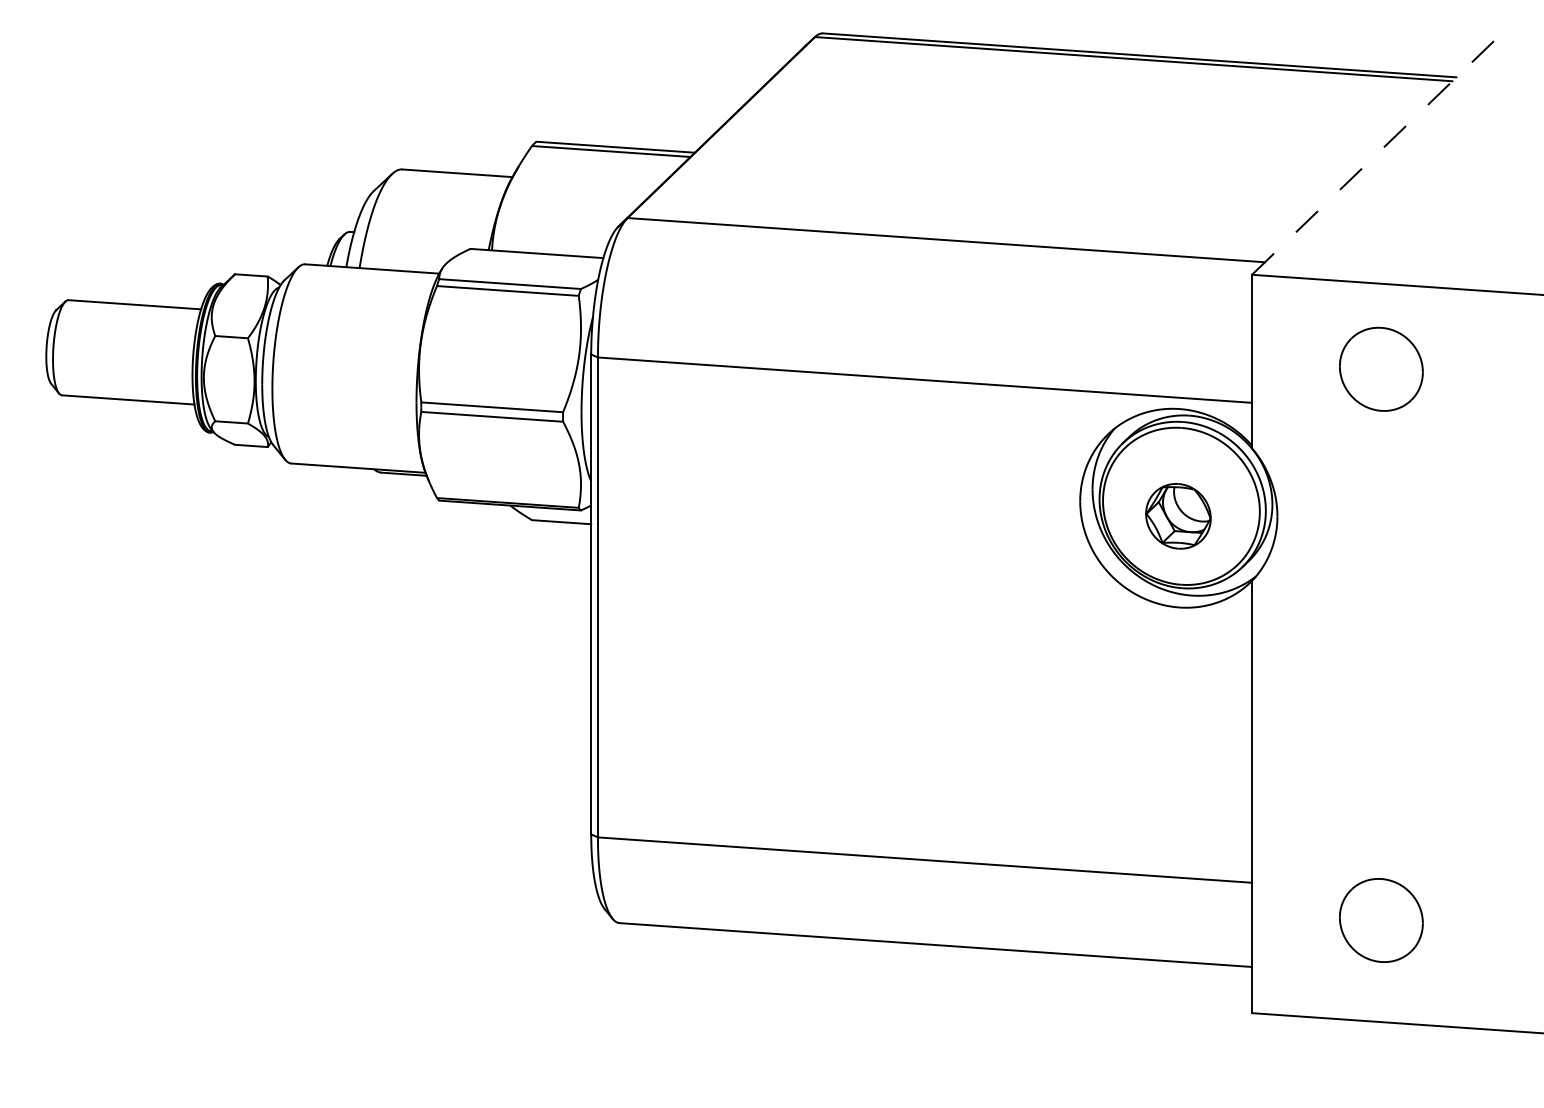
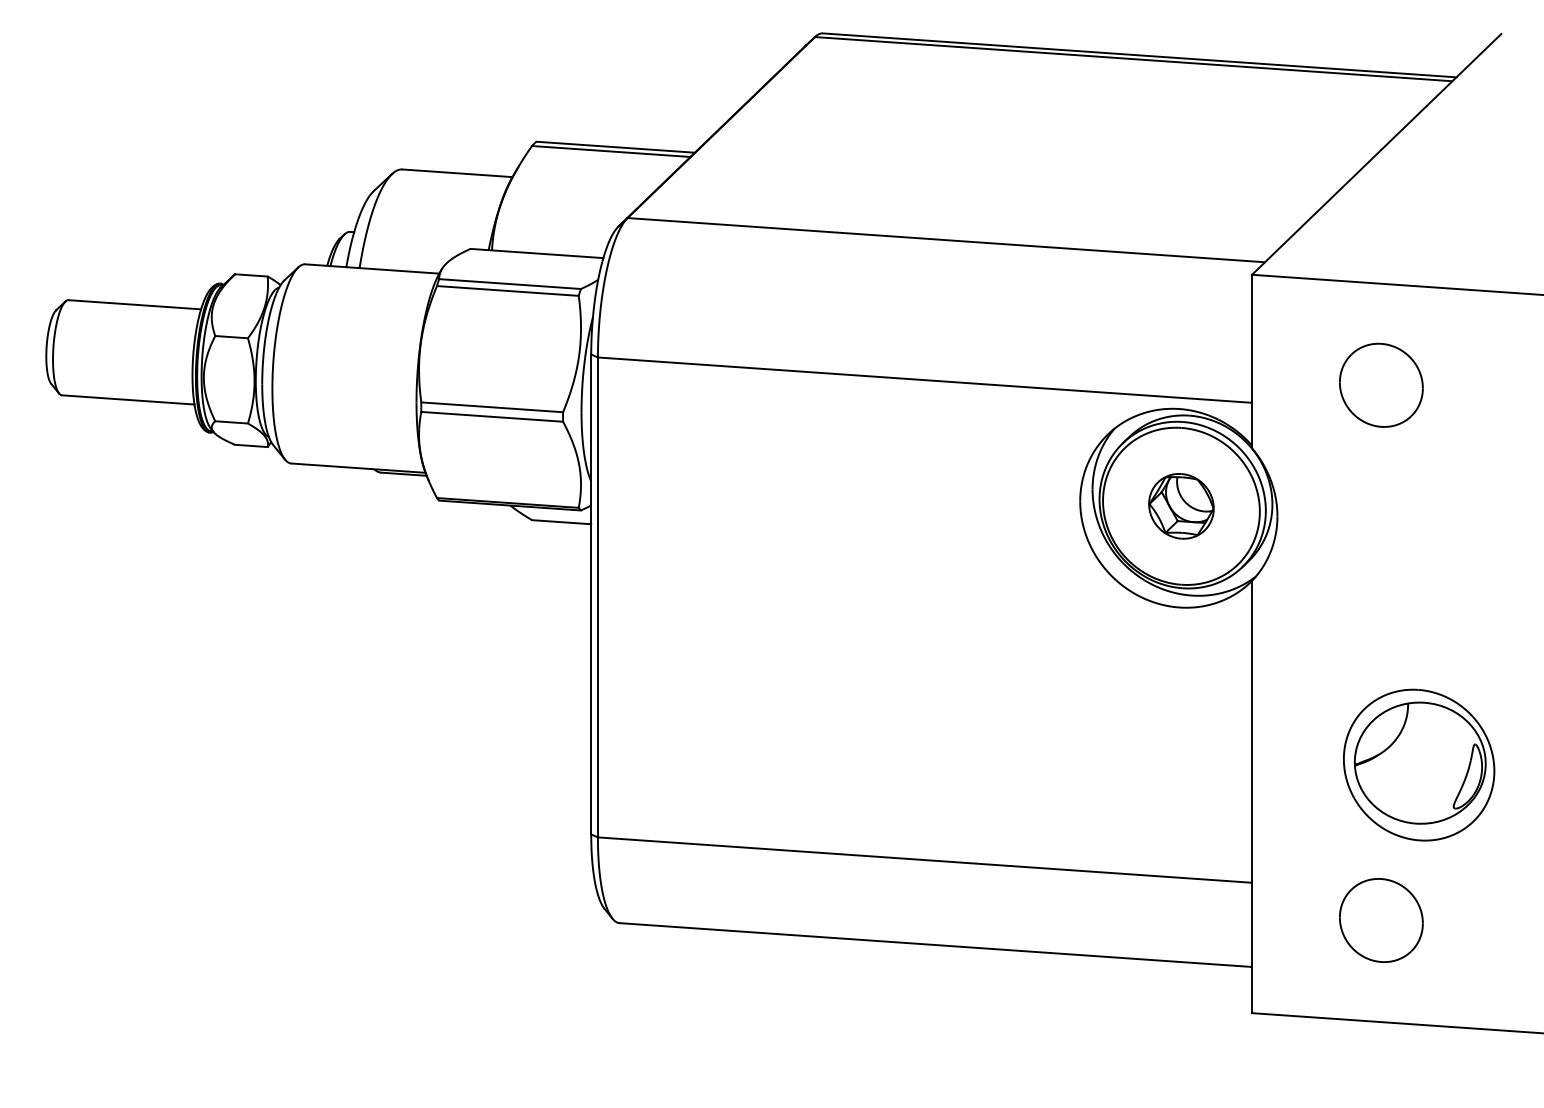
line: dashed -> solid (1377, 154)
part position: (1381, 368) -> (1381, 384) (1381, 384)
part position: (1178, 516) -> (1181, 506) (1181, 506)
part: none -> present (1419, 764)
